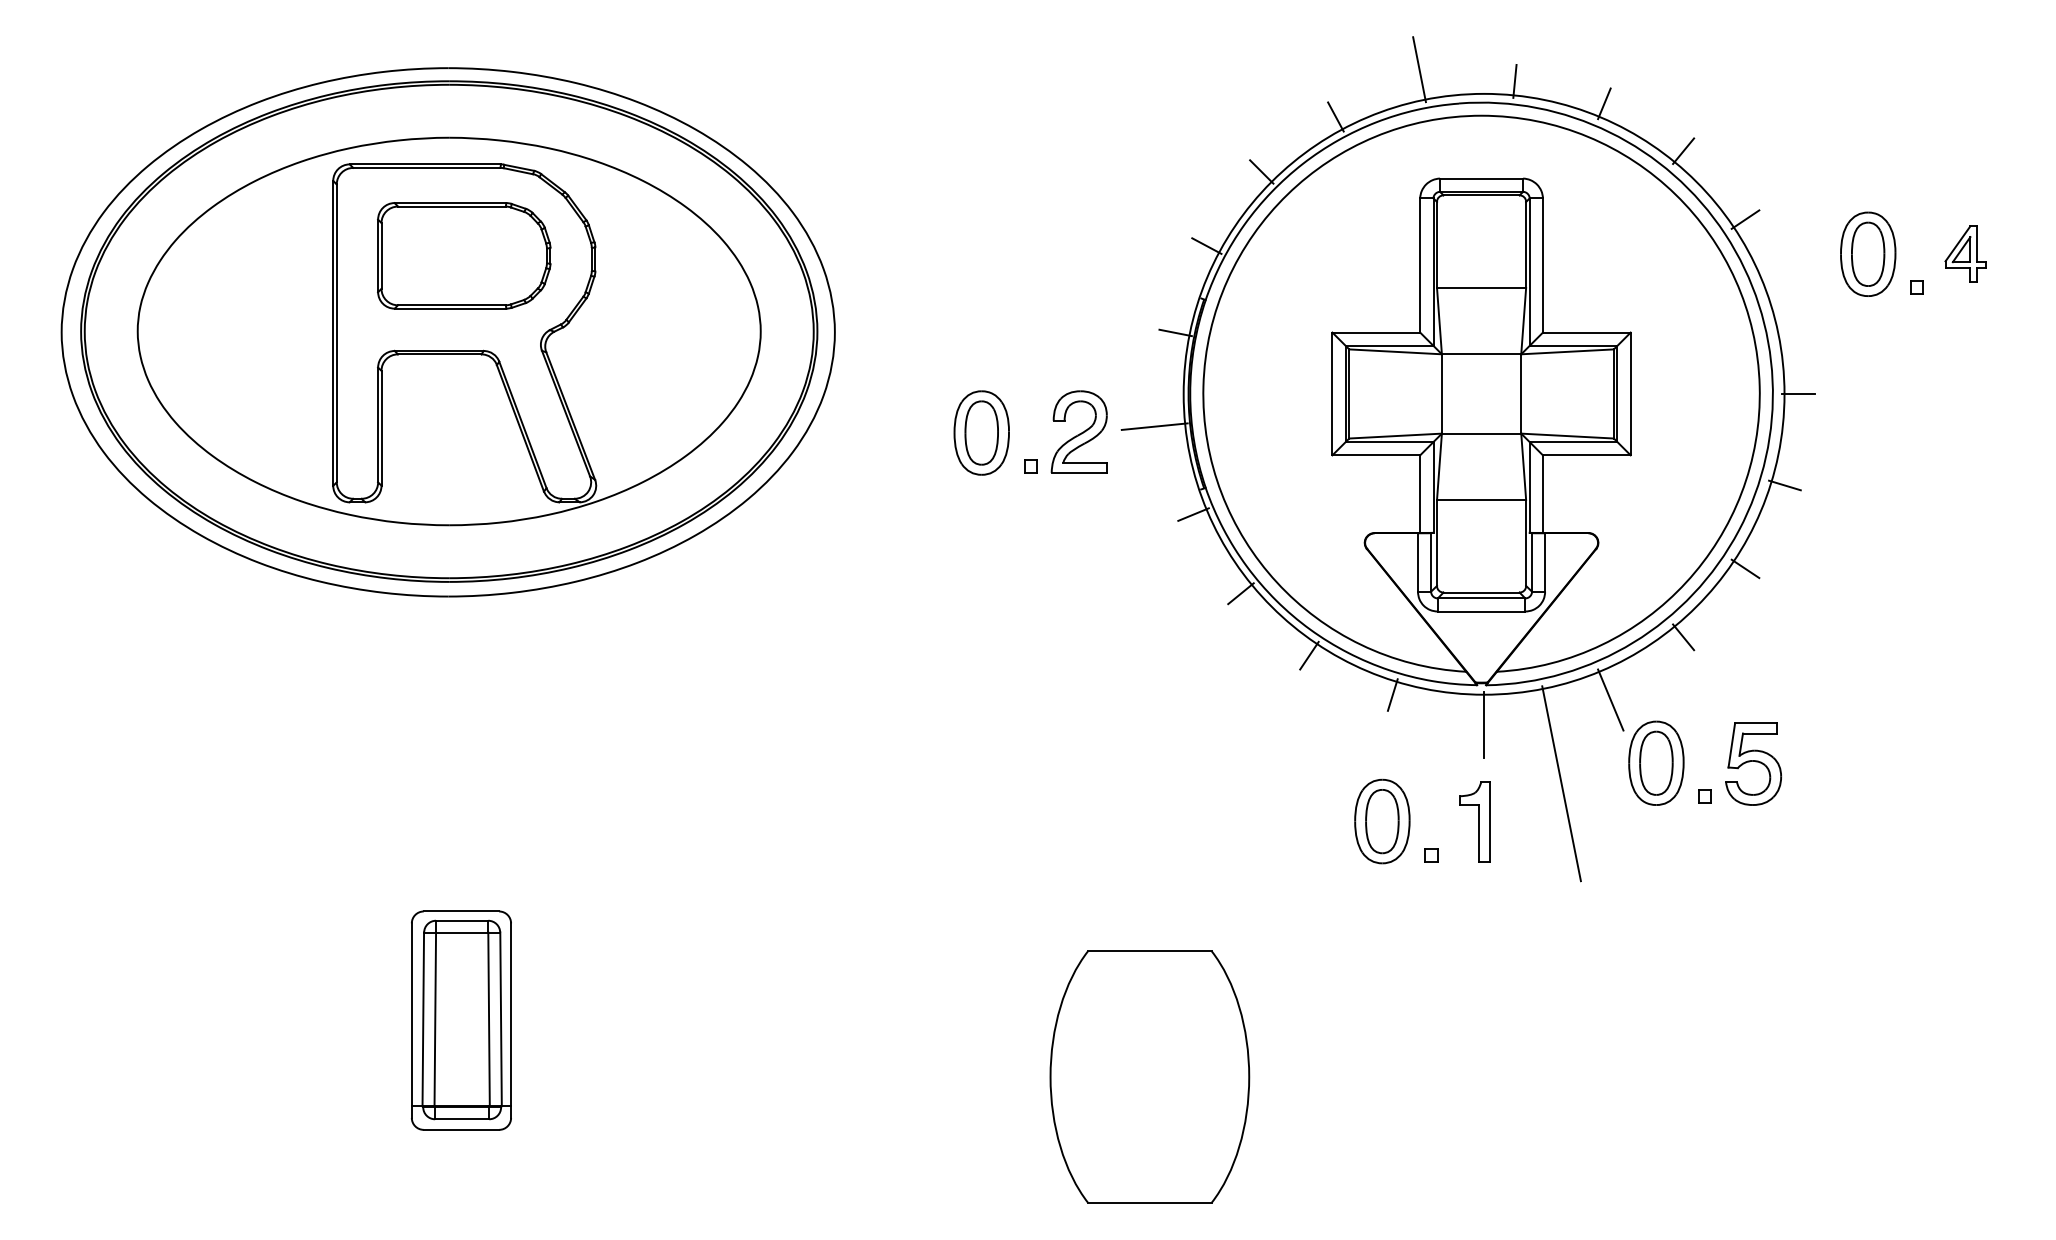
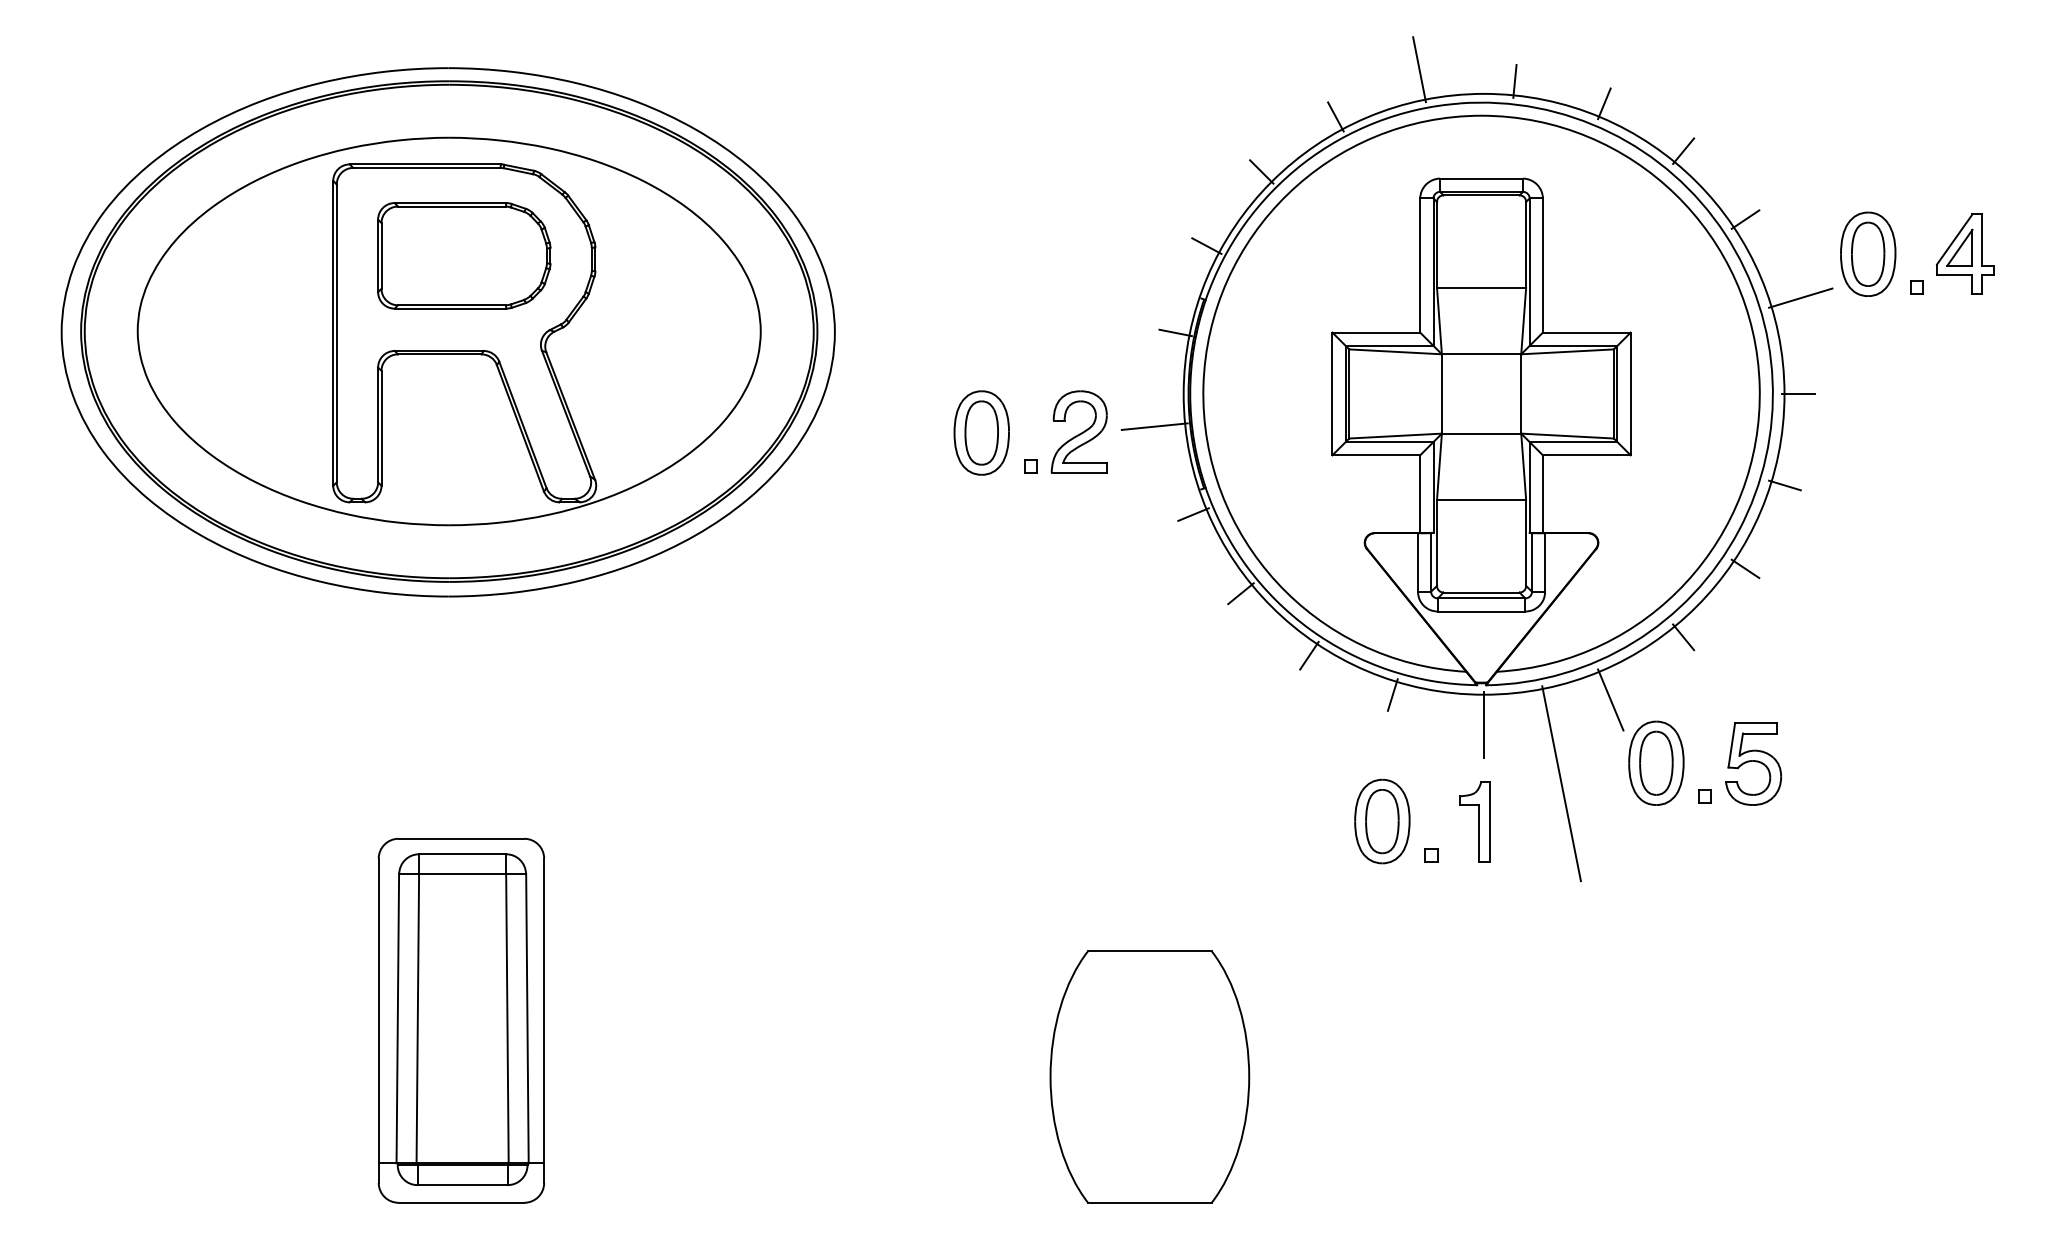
part size: 43x58 px -> 59x82 px (1965, 253)
line: none -> present (1800, 297)
part size: 101x221 px -> 169x367 px (461, 1020)
